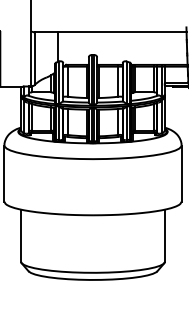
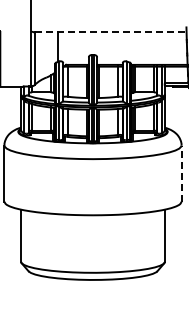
line: solid -> dashed (111, 32)
line: solid -> dashed (181, 173)
